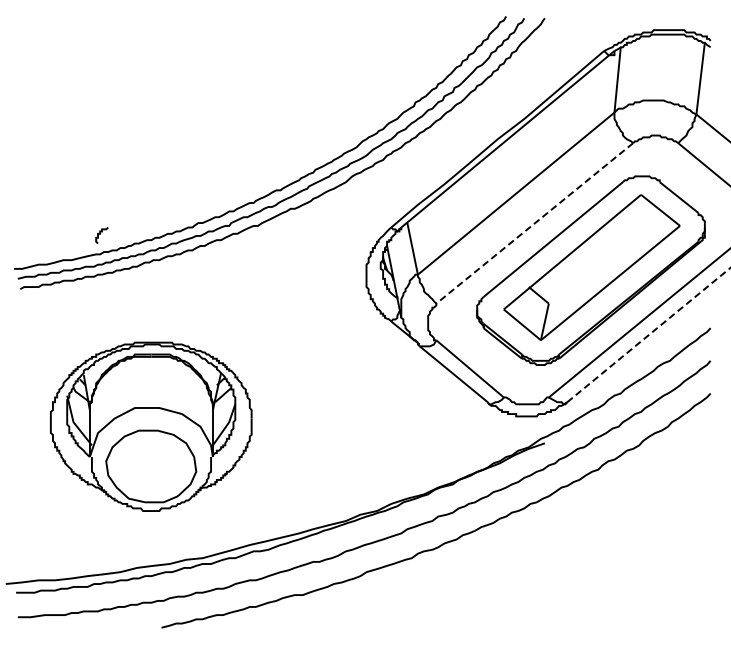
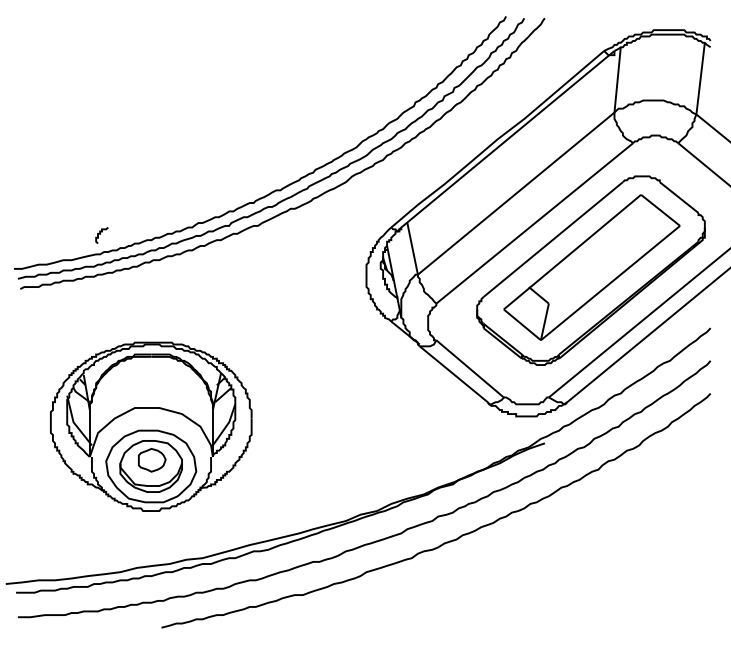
line: dashed -> solid (534, 223)
line: dashed -> solid (649, 334)
part: none -> present (150, 466)
